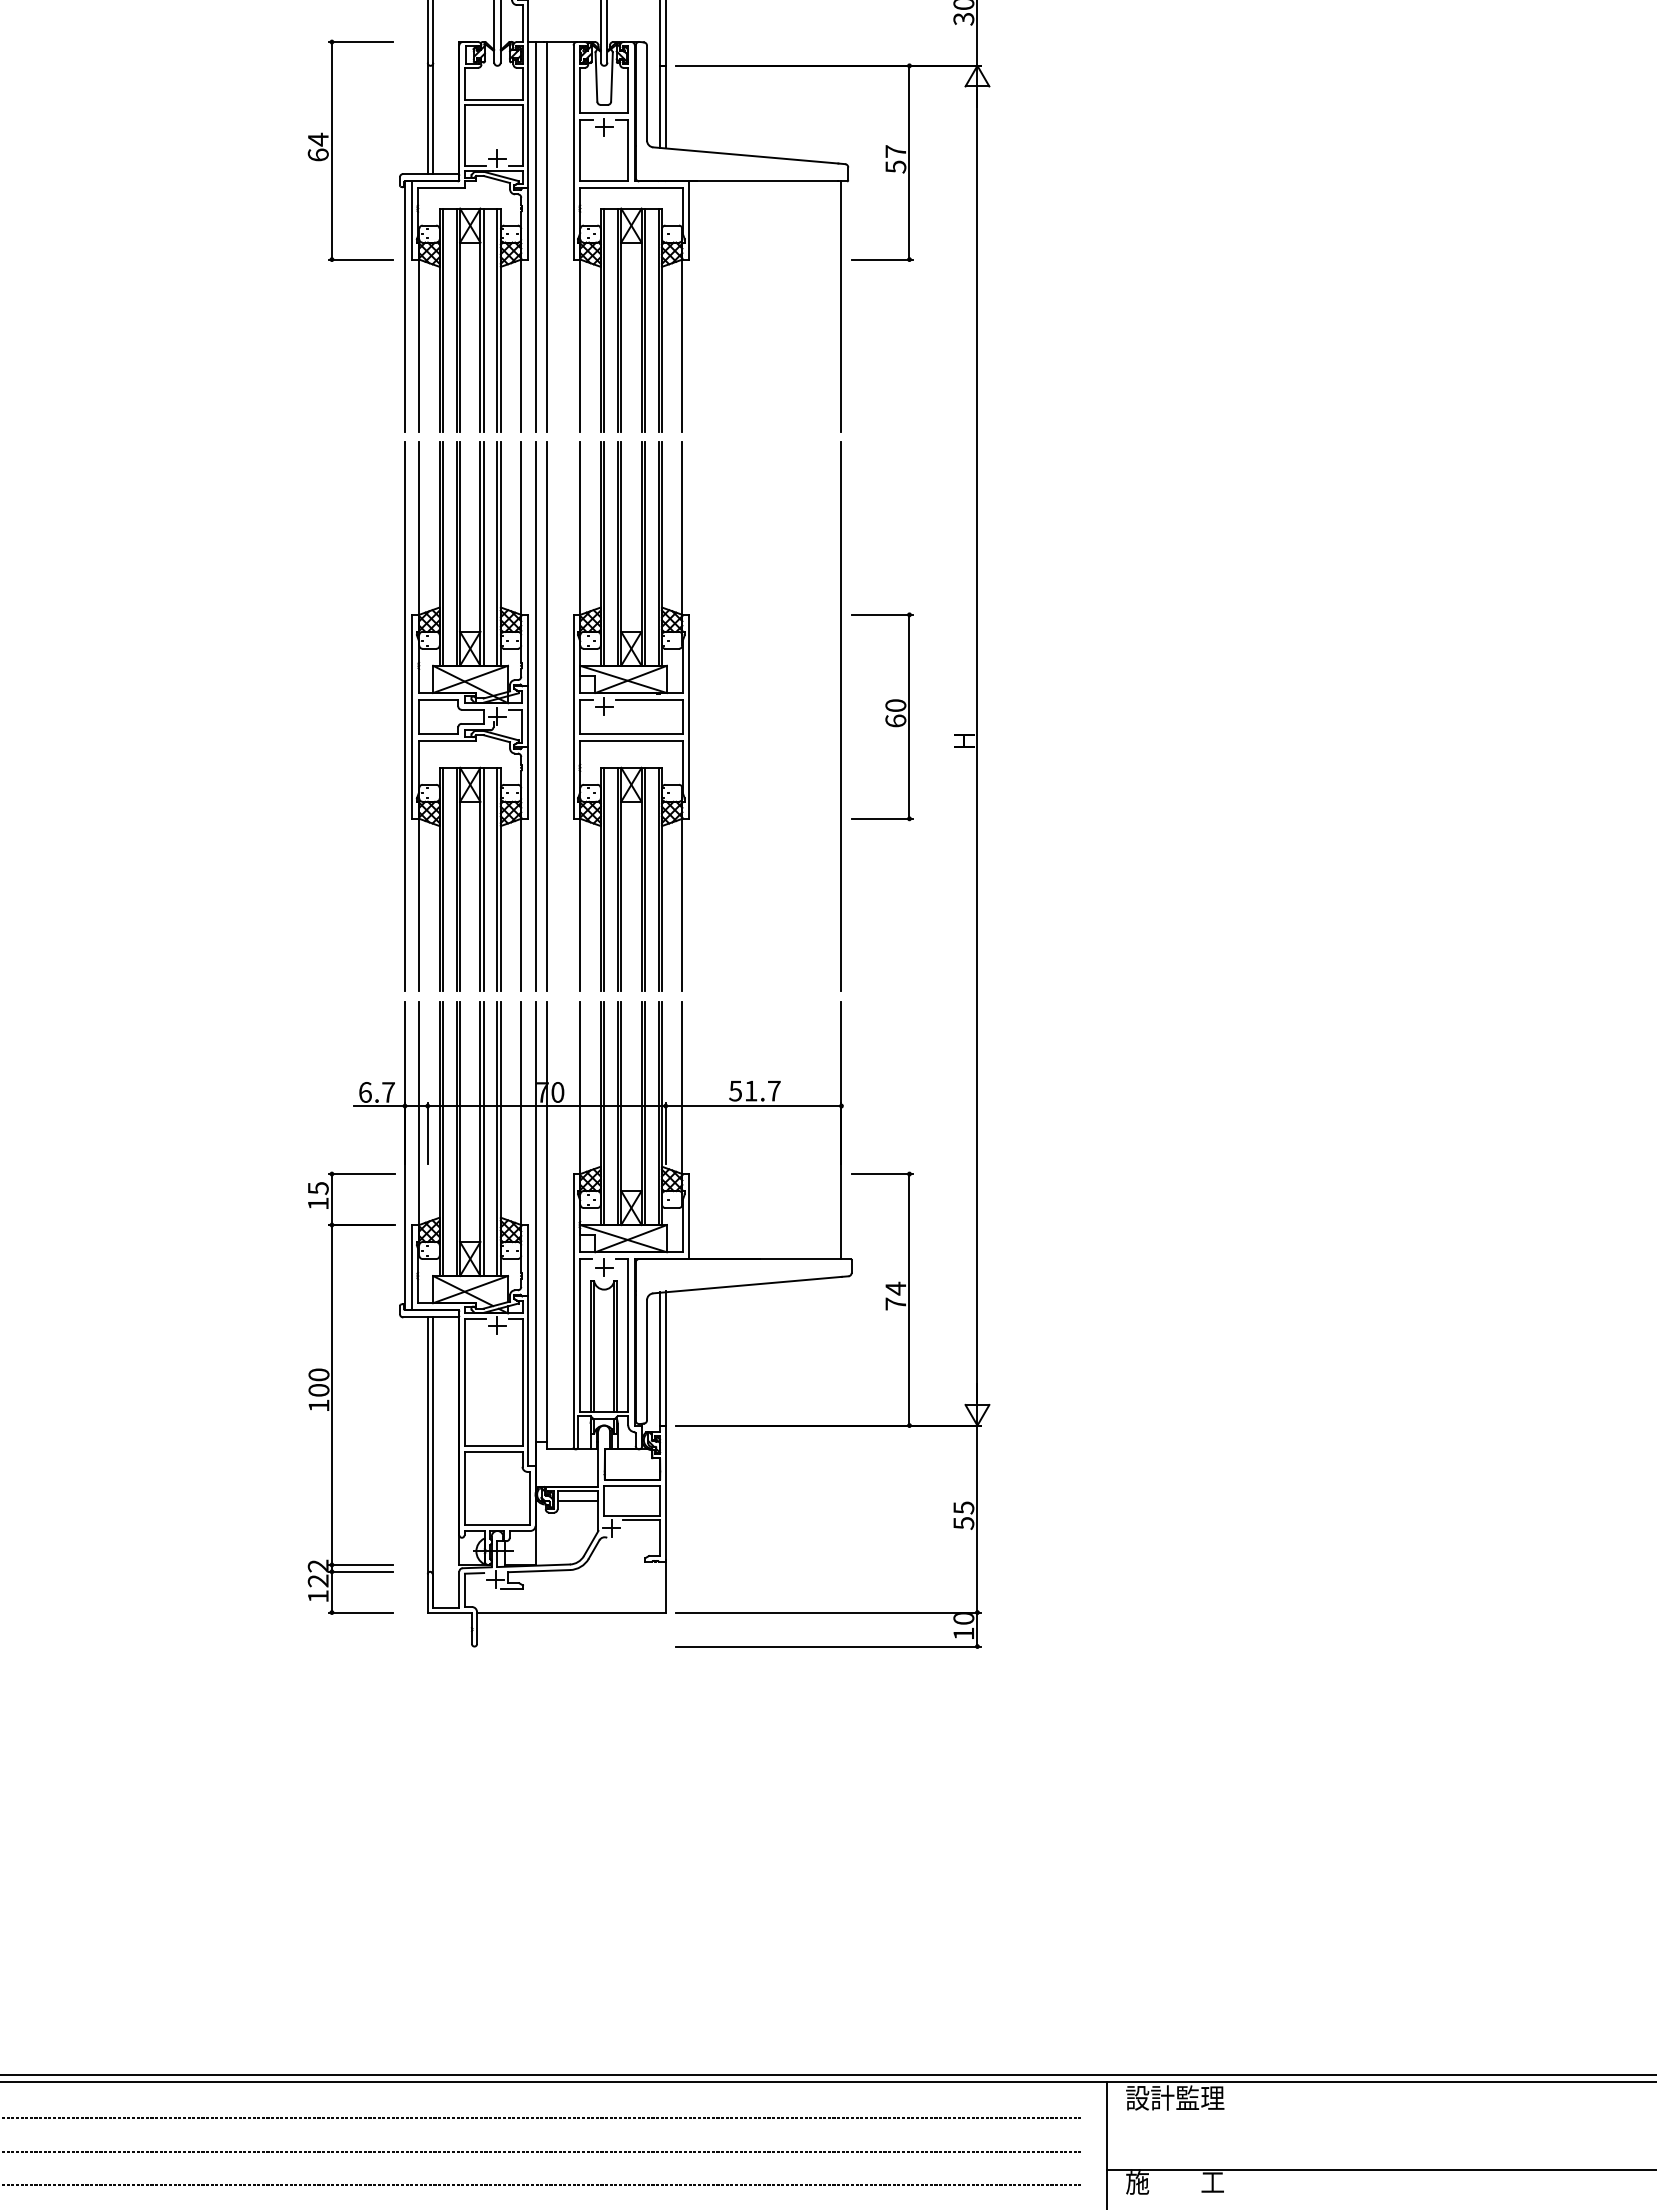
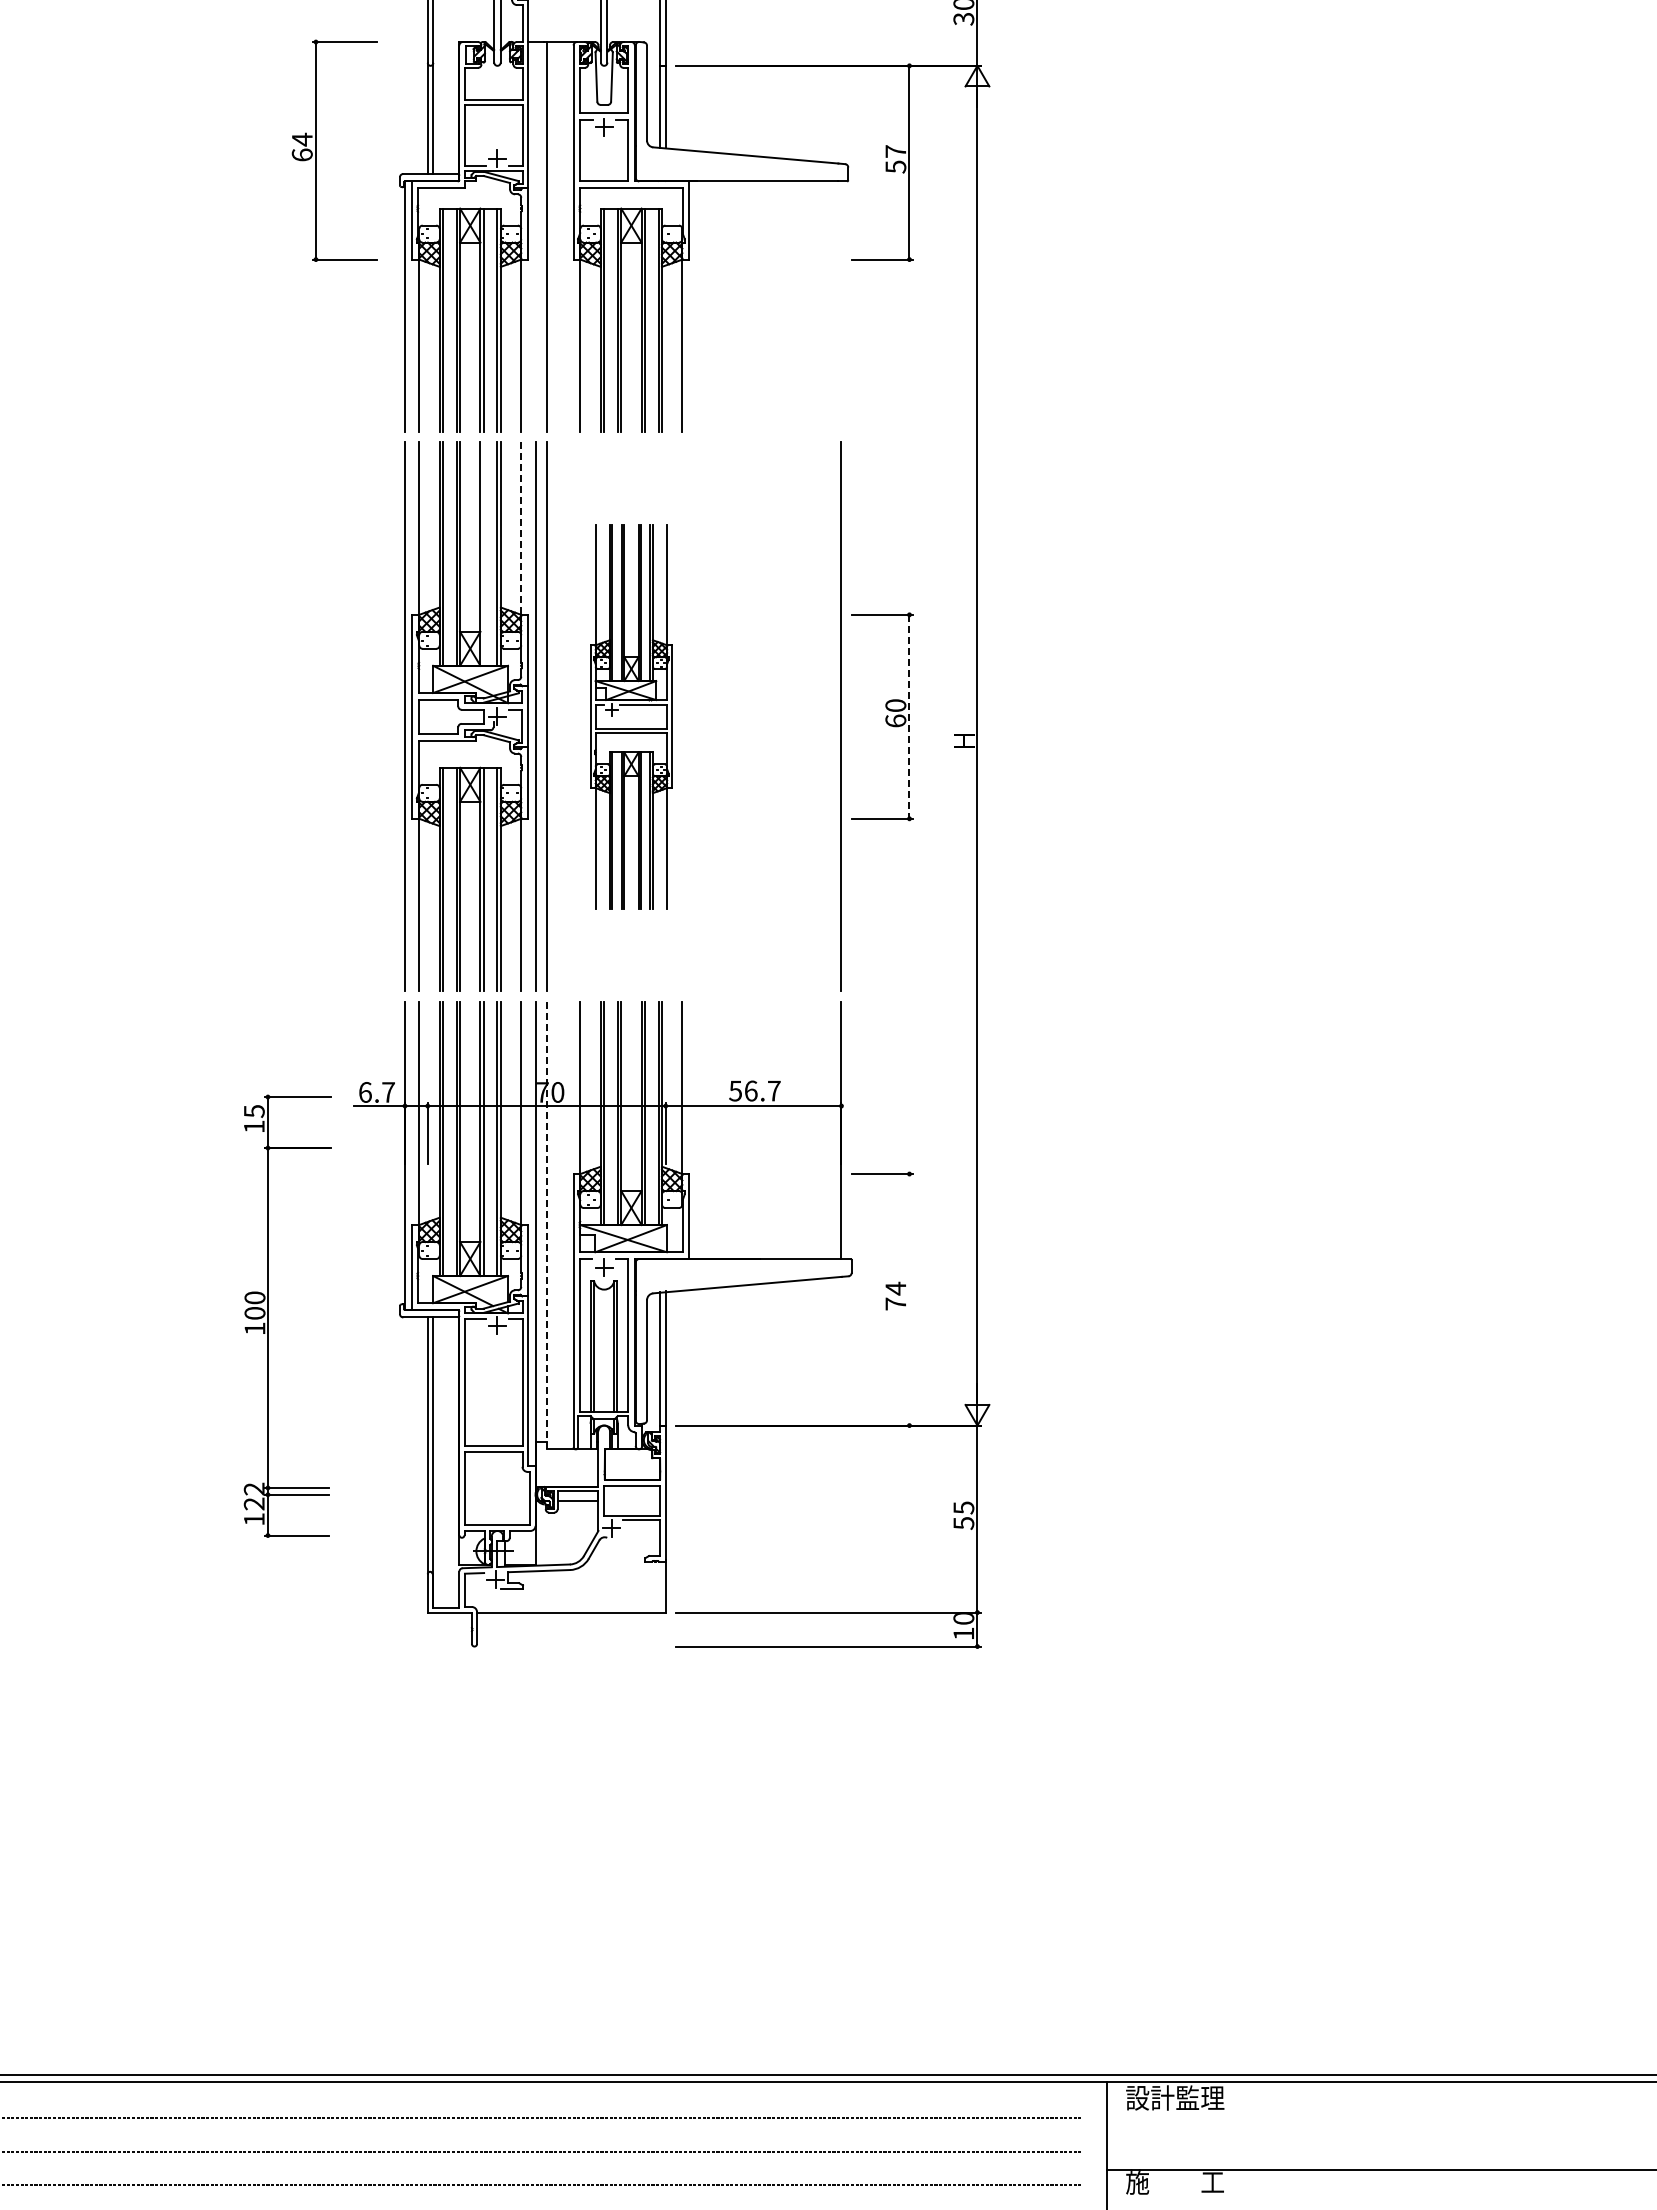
part position: (332, 150) -> (316, 150) (316, 150)
line: present -> none (535, 237)
line: present -> none (841, 306)
line: solid -> dashed (521, 529)
line: present -> none (483, 553)
part size: 117x551 px -> 83x386 px (631, 716)
line: solid -> dashed (909, 716)
text: 51.7 -> 56.7 (751, 1090)
line: solid -> dashed (547, 1225)
line: present -> none (909, 1299)
part position: (332, 1392) -> (268, 1315) (268, 1315)
